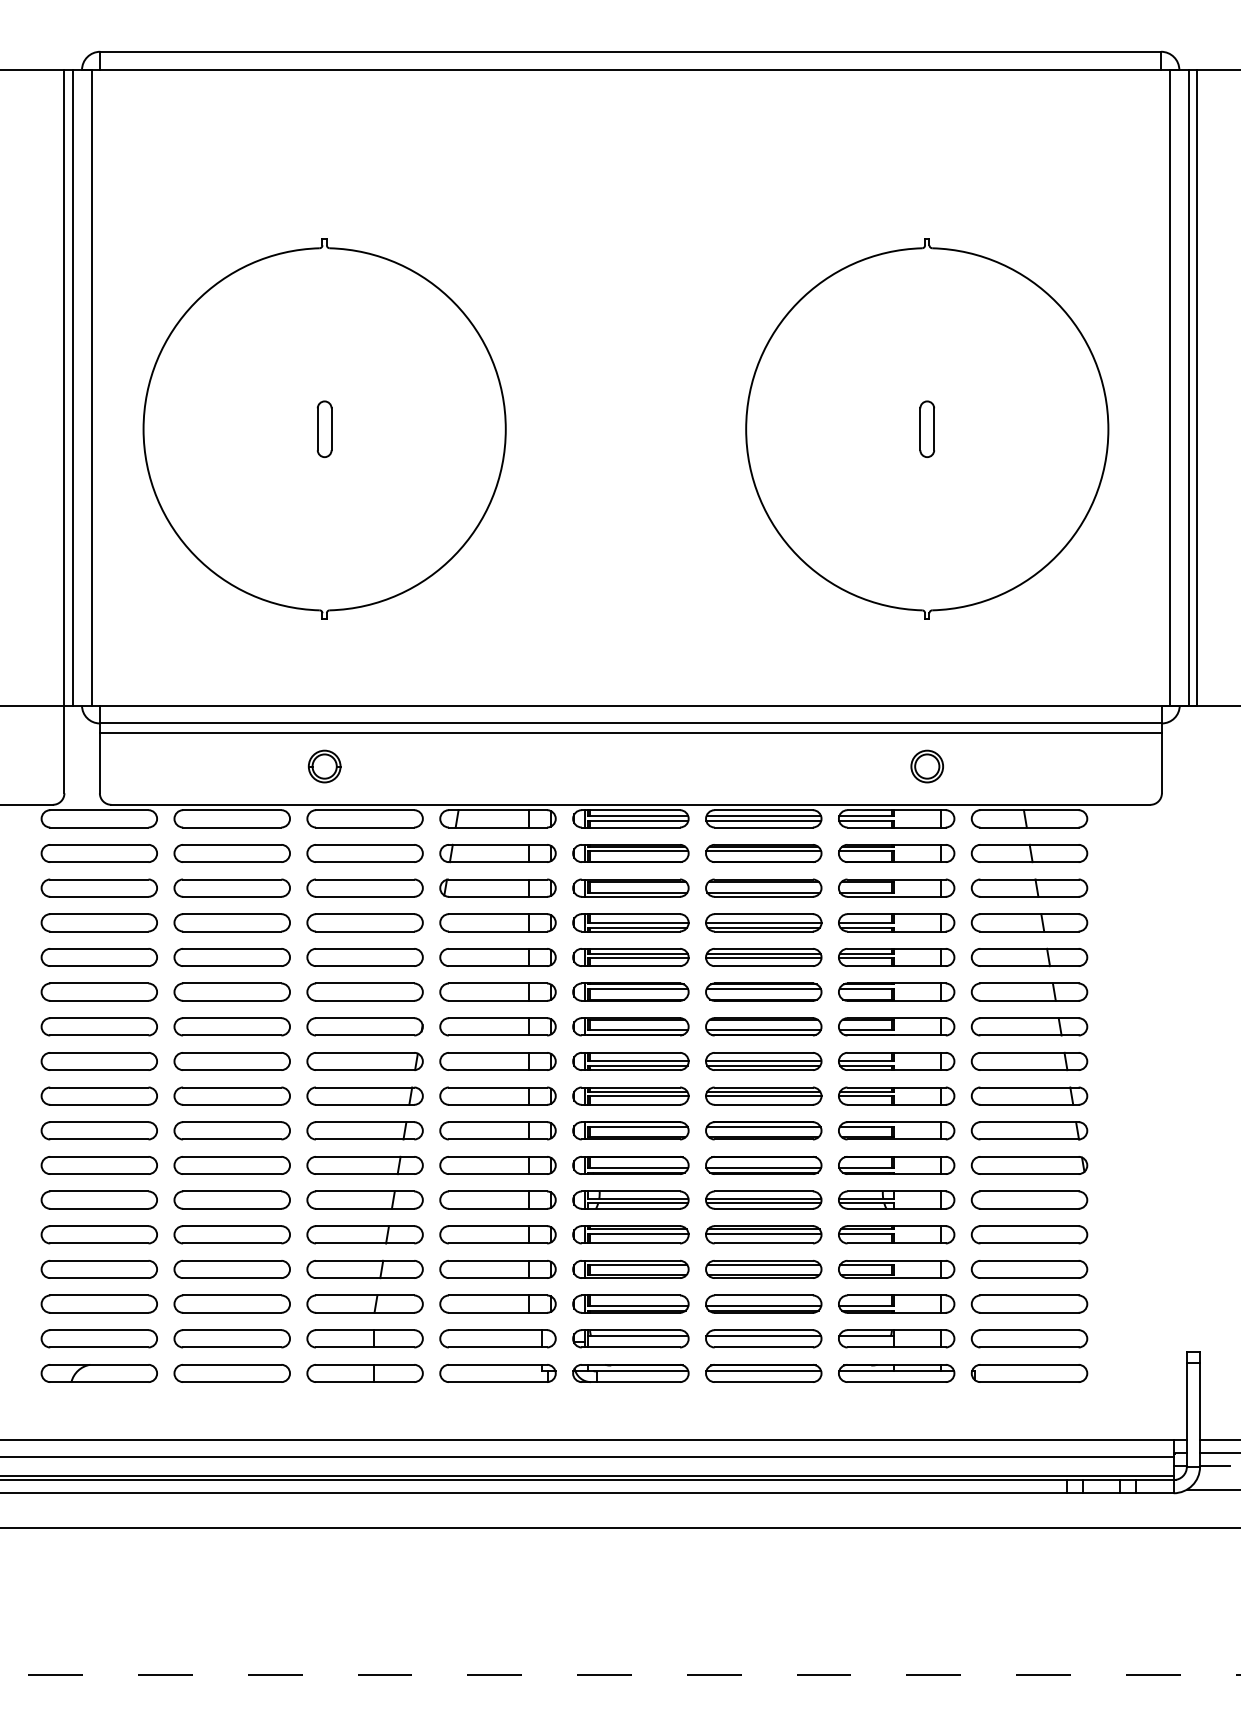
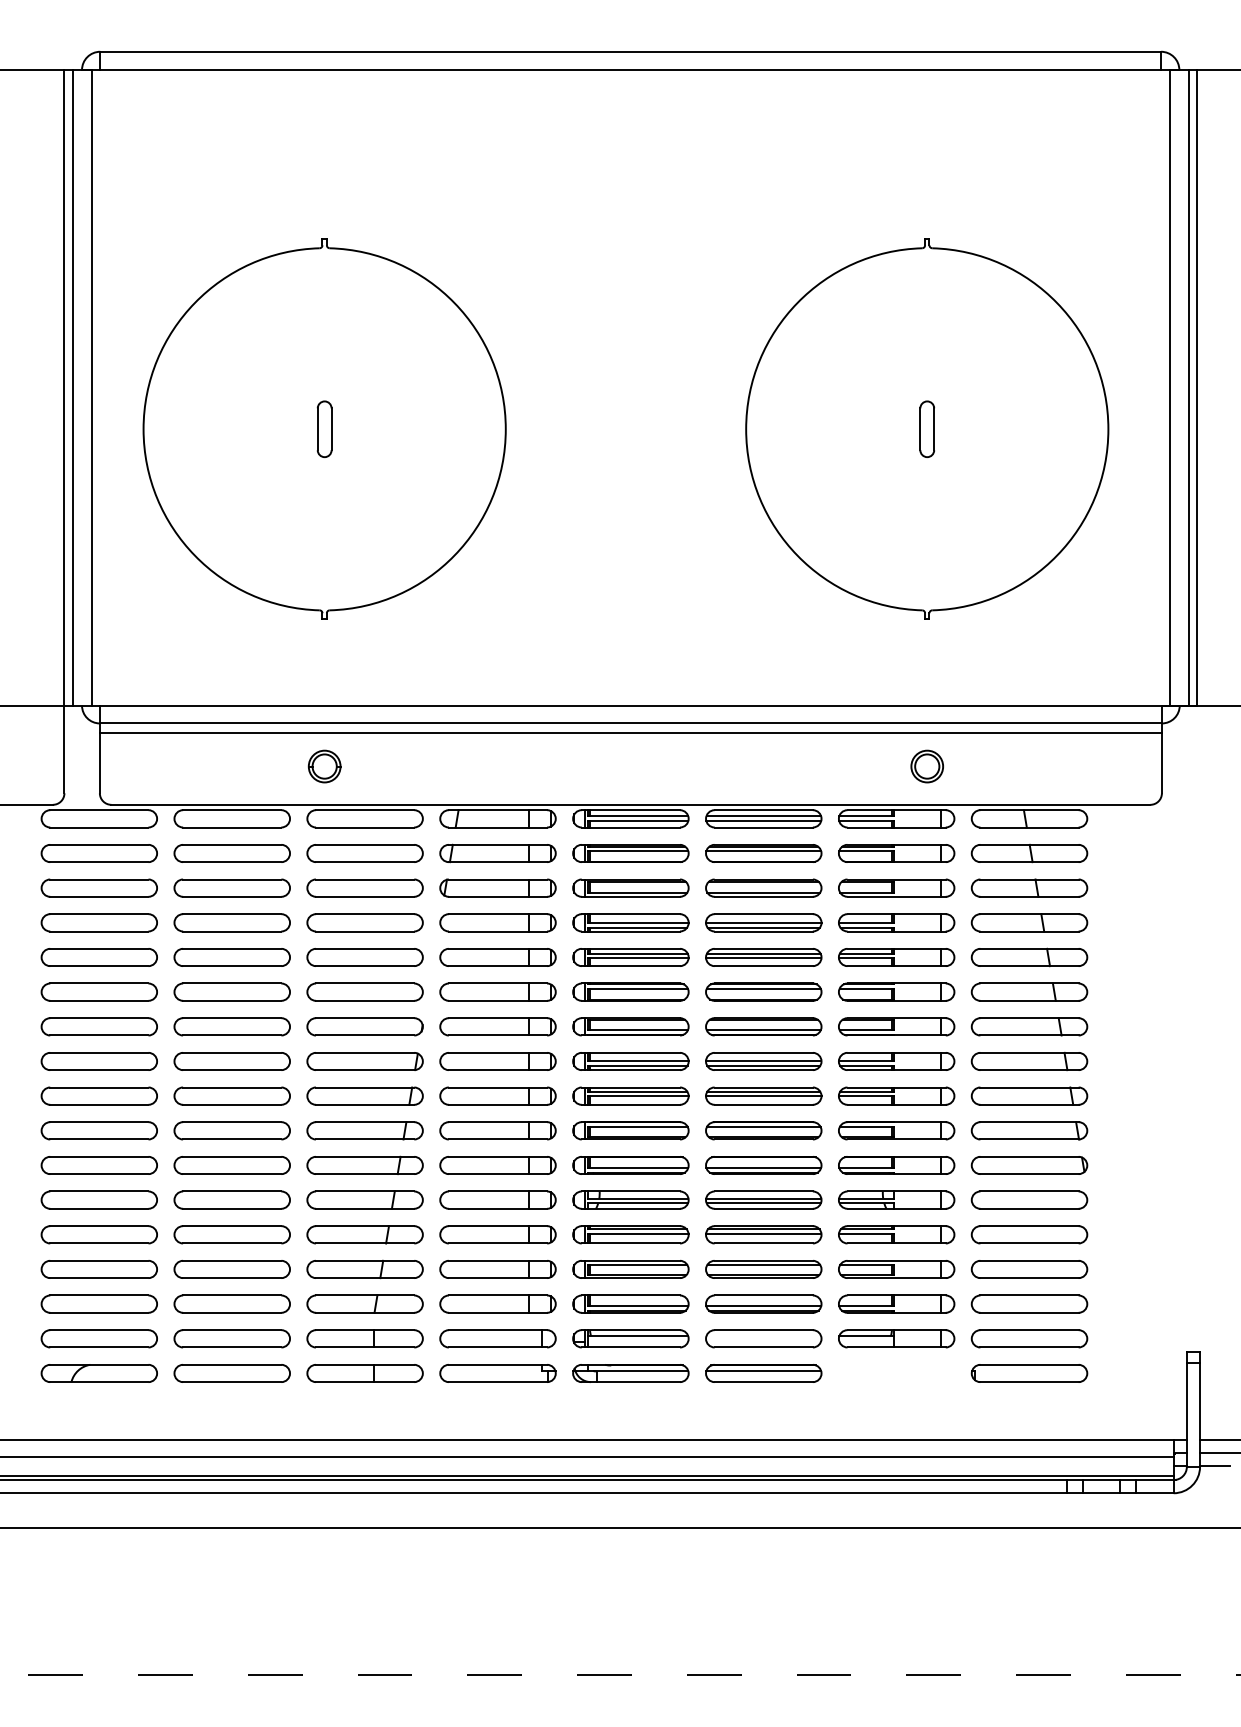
line: present -> none (763, 1336)
part: present -> none (896, 1373)
line: present -> none (1211, 1489)
